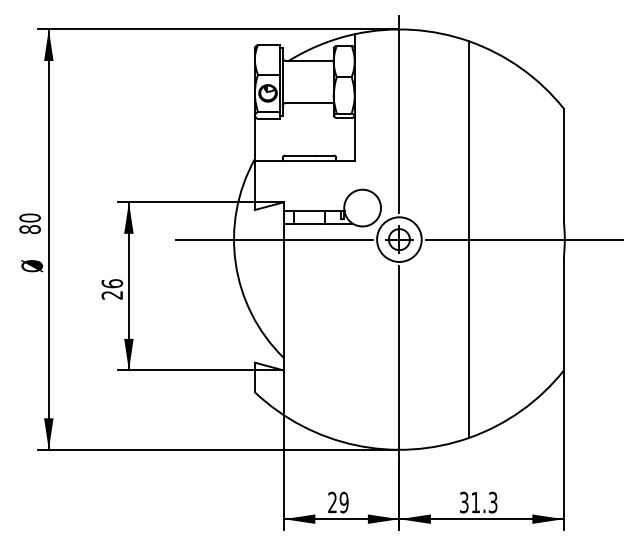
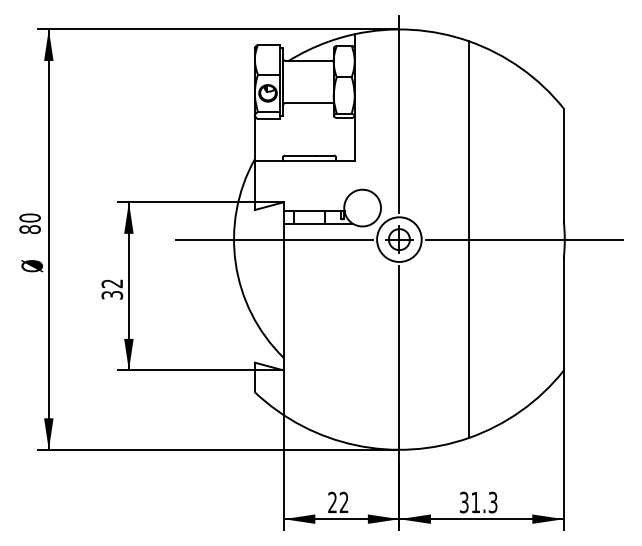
text: 26 -> 32 (112, 289)
text: 29 -> 22 (343, 502)
